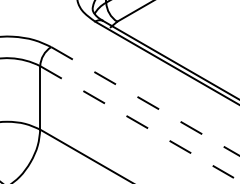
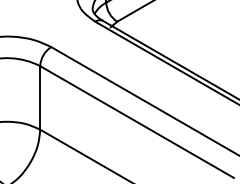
line: dashed -> solid (145, 101)
line: dashed -> solid (137, 122)
